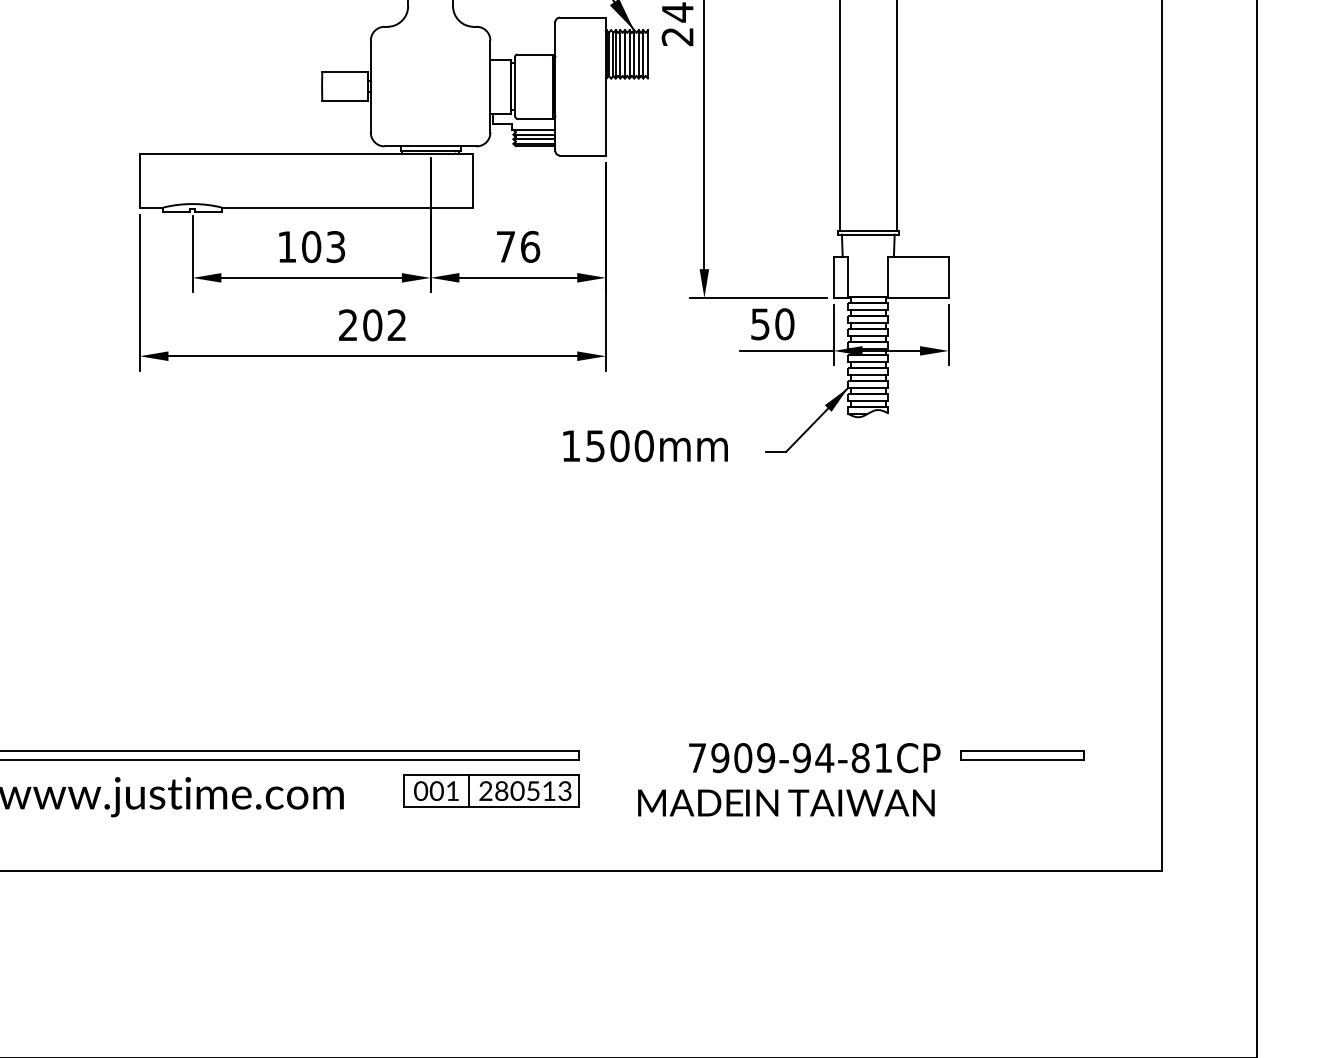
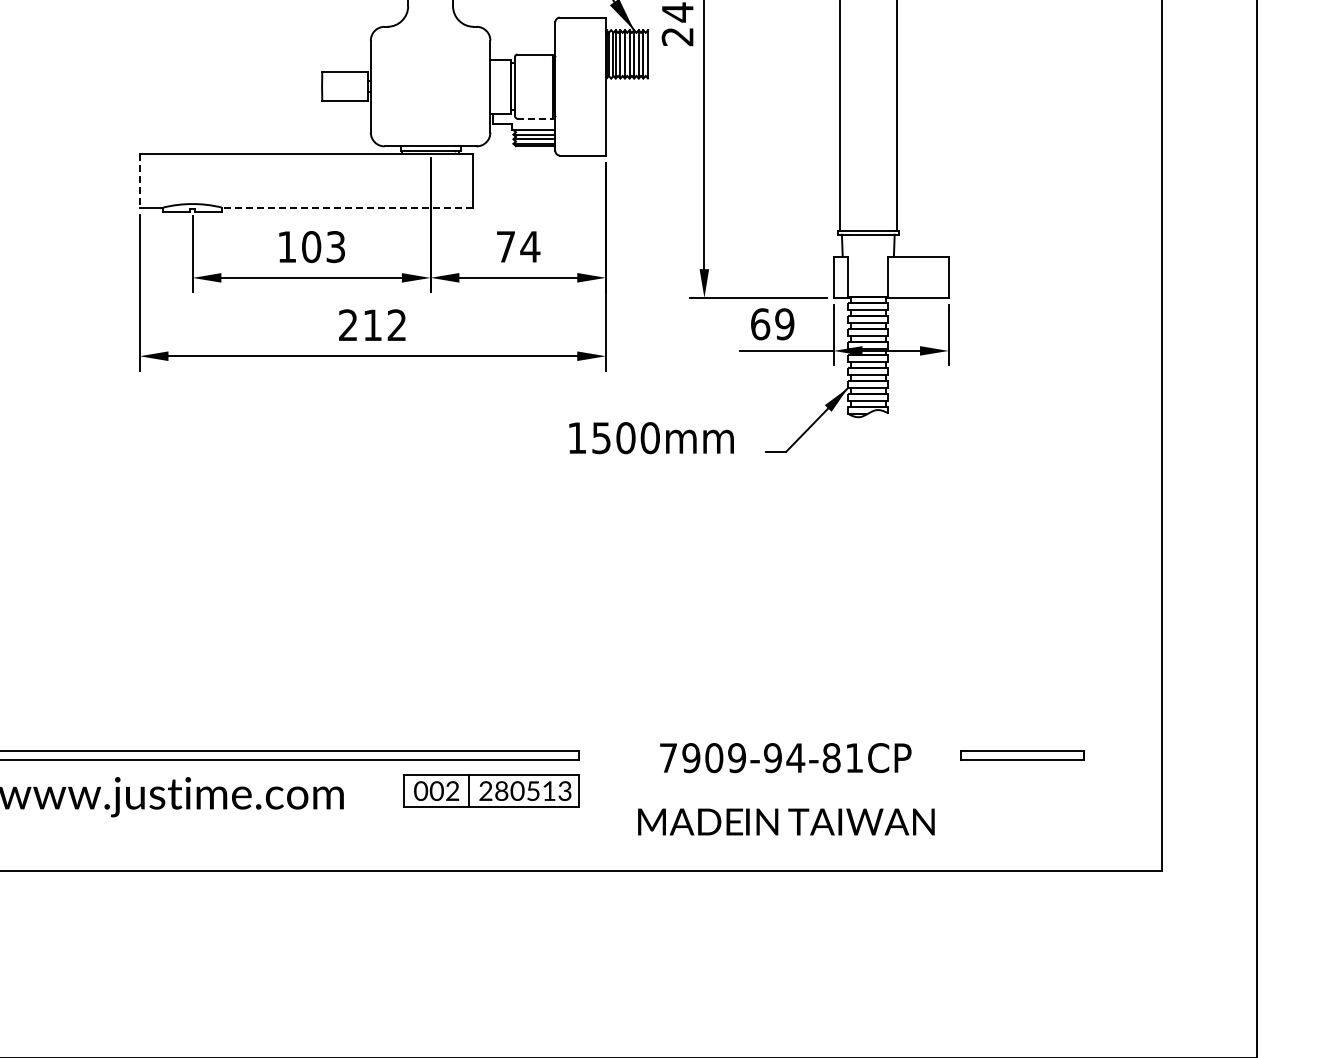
line: solid -> dashed (535, 118)
line: solid -> dashed (139, 181)
line: solid -> dashed (347, 207)
text: 76 -> 74 (530, 246)
text: 50 -> 69 (772, 324)
text: 202 -> 212 (372, 325)
text position: (645, 446) -> (651, 438) (651, 438)
text position: (814, 758) -> (785, 758) (785, 758)
text: 001 -> 002 (452, 790)
text position: (786, 802) -> (786, 821) (786, 821)
